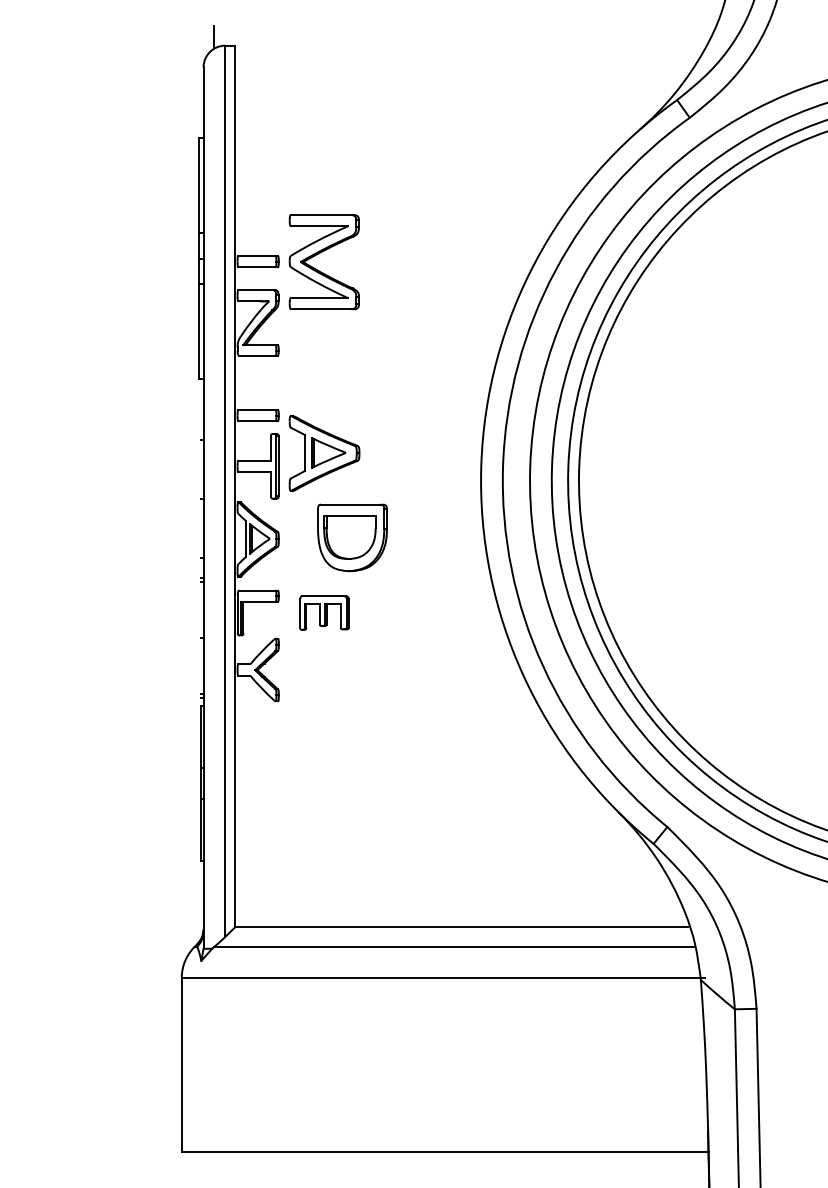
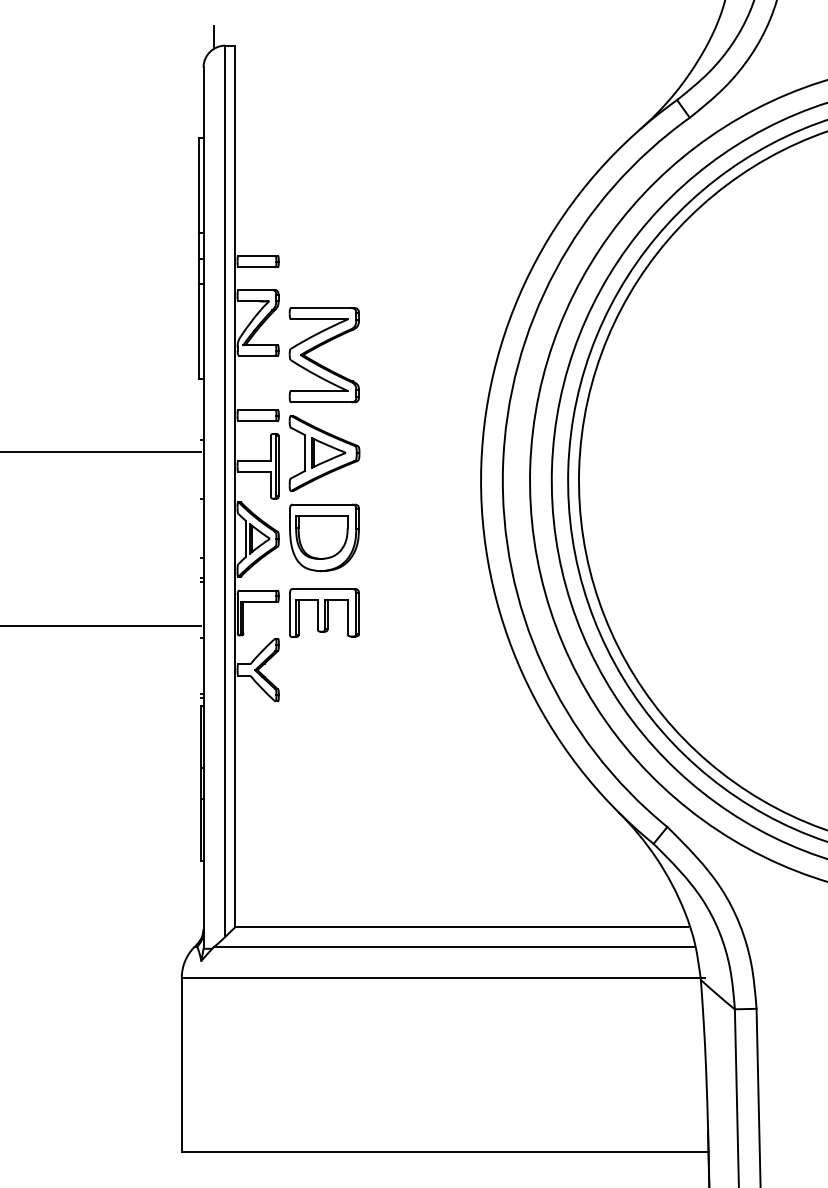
part position: (319, 270) -> (319, 363) (319, 363)
line: none -> present (101, 451)
part position: (352, 537) -> (324, 537) (324, 537)
part size: 51x36 px -> 71x50 px (324, 612)
line: none -> present (101, 625)
